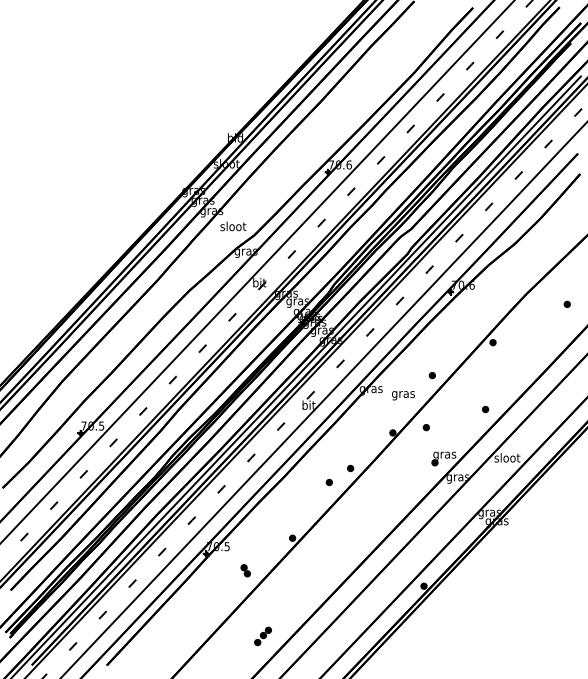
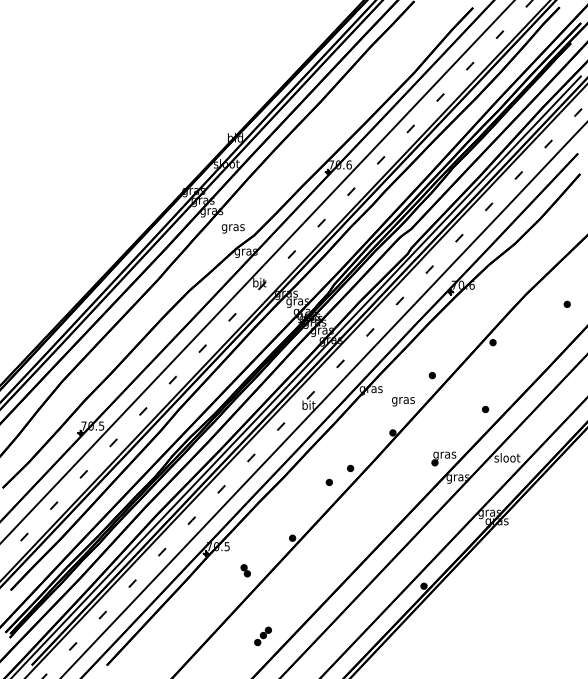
text: sloot -> gras (233, 227)
text position: (403, 395) -> (403, 401) (403, 401)
part: present -> none (425, 427)
